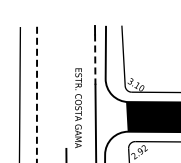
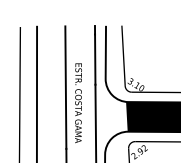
line: dashed -> solid (95, 60)
line: none -> present (65, 87)
line: dashed -> solid (36, 94)
text position: (78, 108) -> (78, 103) (78, 103)
